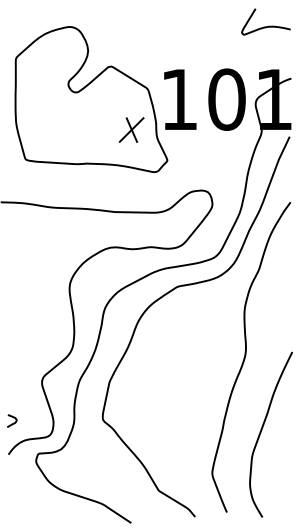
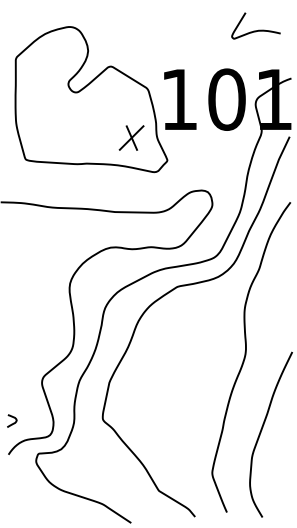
curve position: (268, 25) -> (258, 29) (258, 29)
part position: (131, 129) -> (131, 137) (131, 137)
